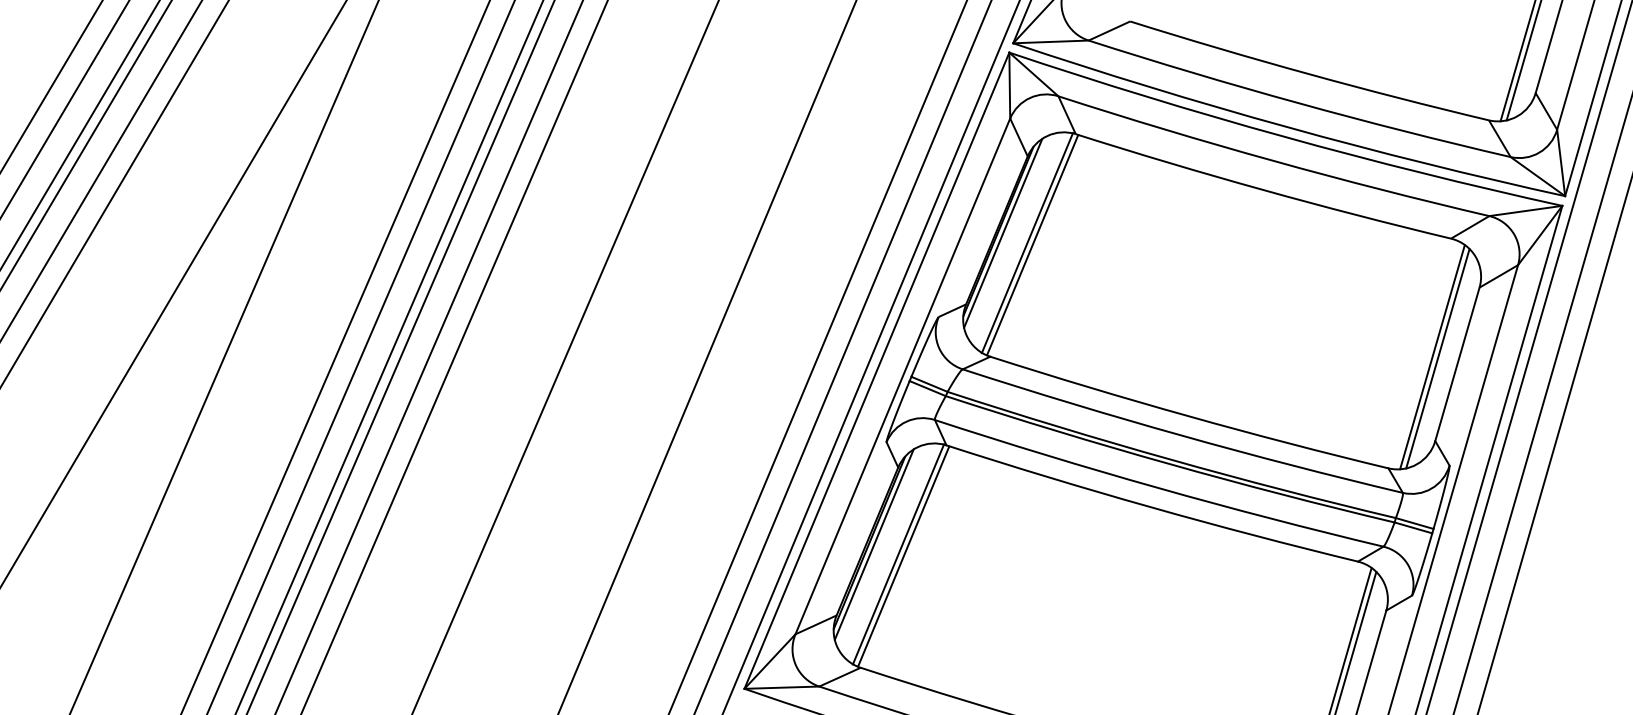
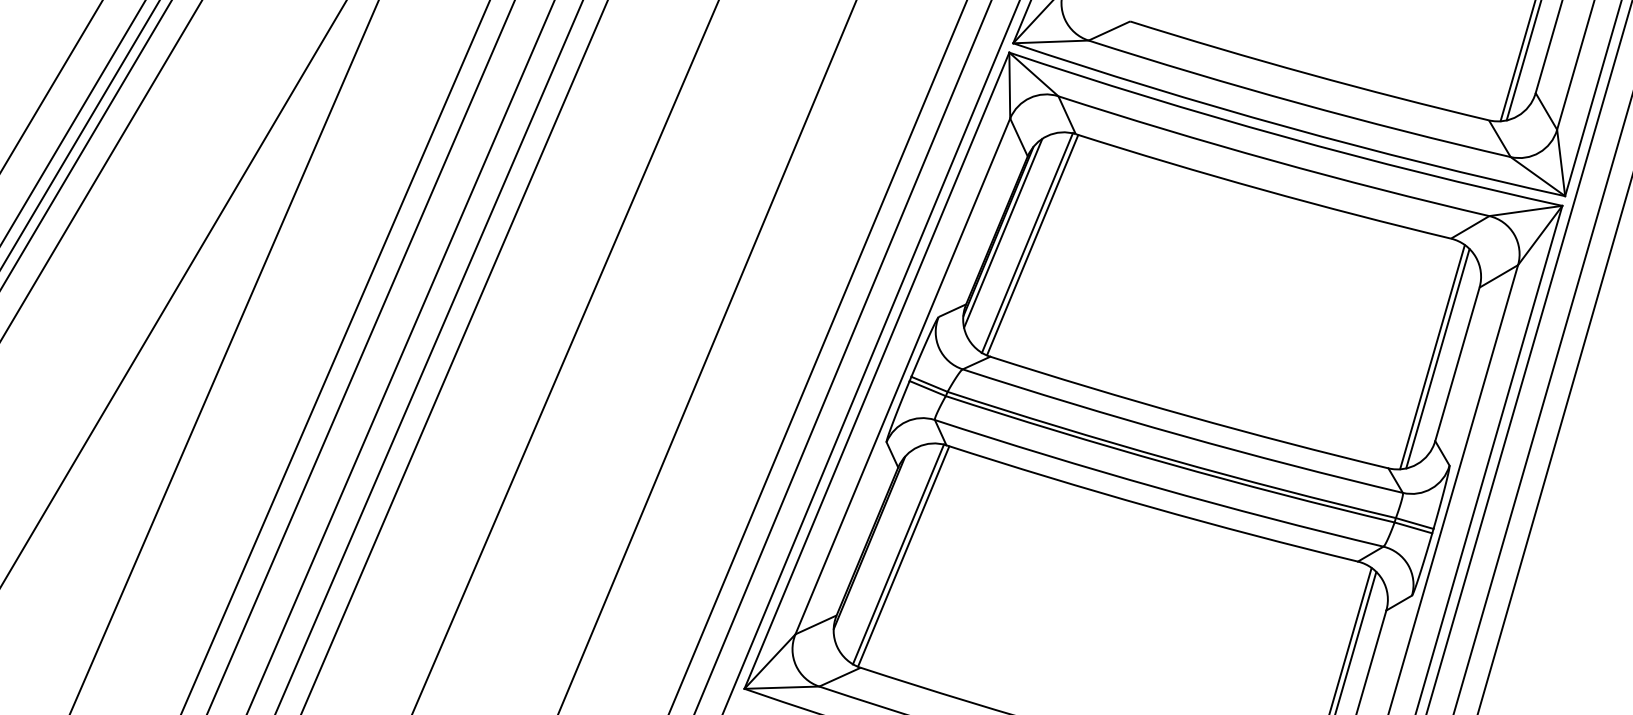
line position: (65, 108) -> (73, 122) (73, 122)
line: present -> none (114, 193)
line: present -> none (389, 356)
line: present -> none (873, 544)
